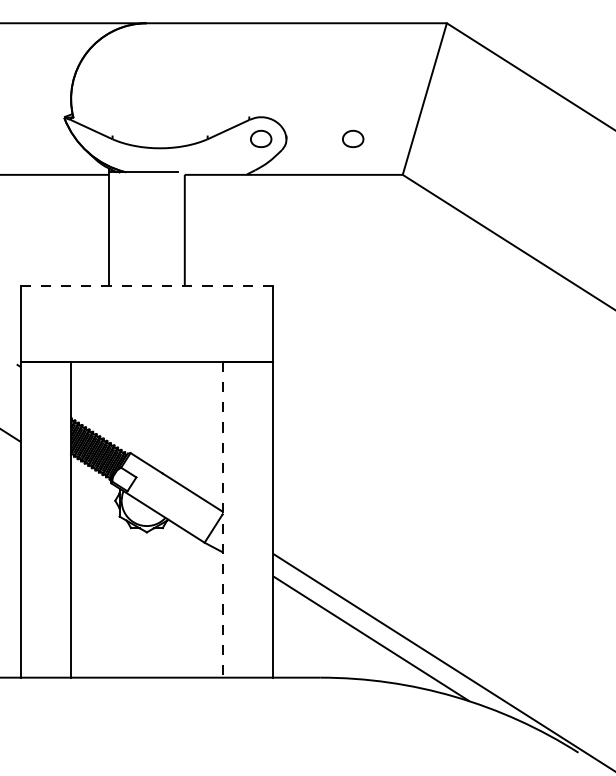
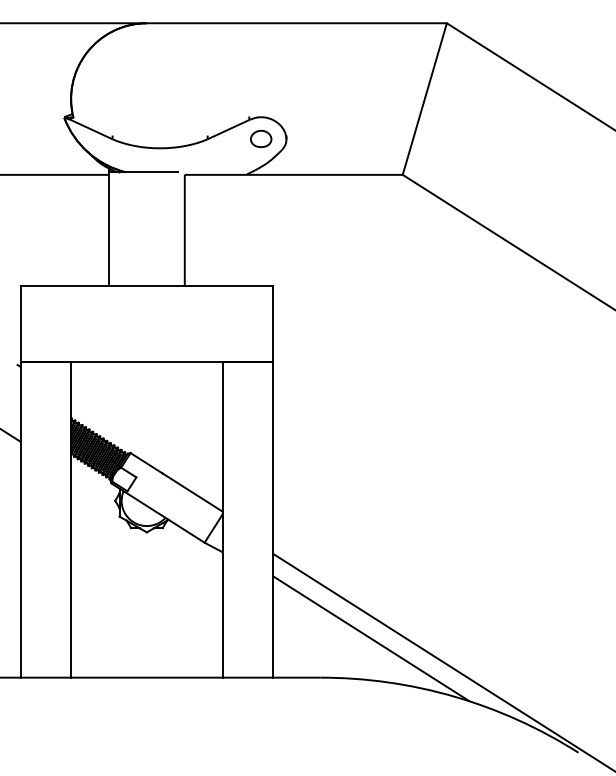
part: present -> none (353, 138)
line: dashed -> solid (147, 286)
line: dashed -> solid (222, 519)
